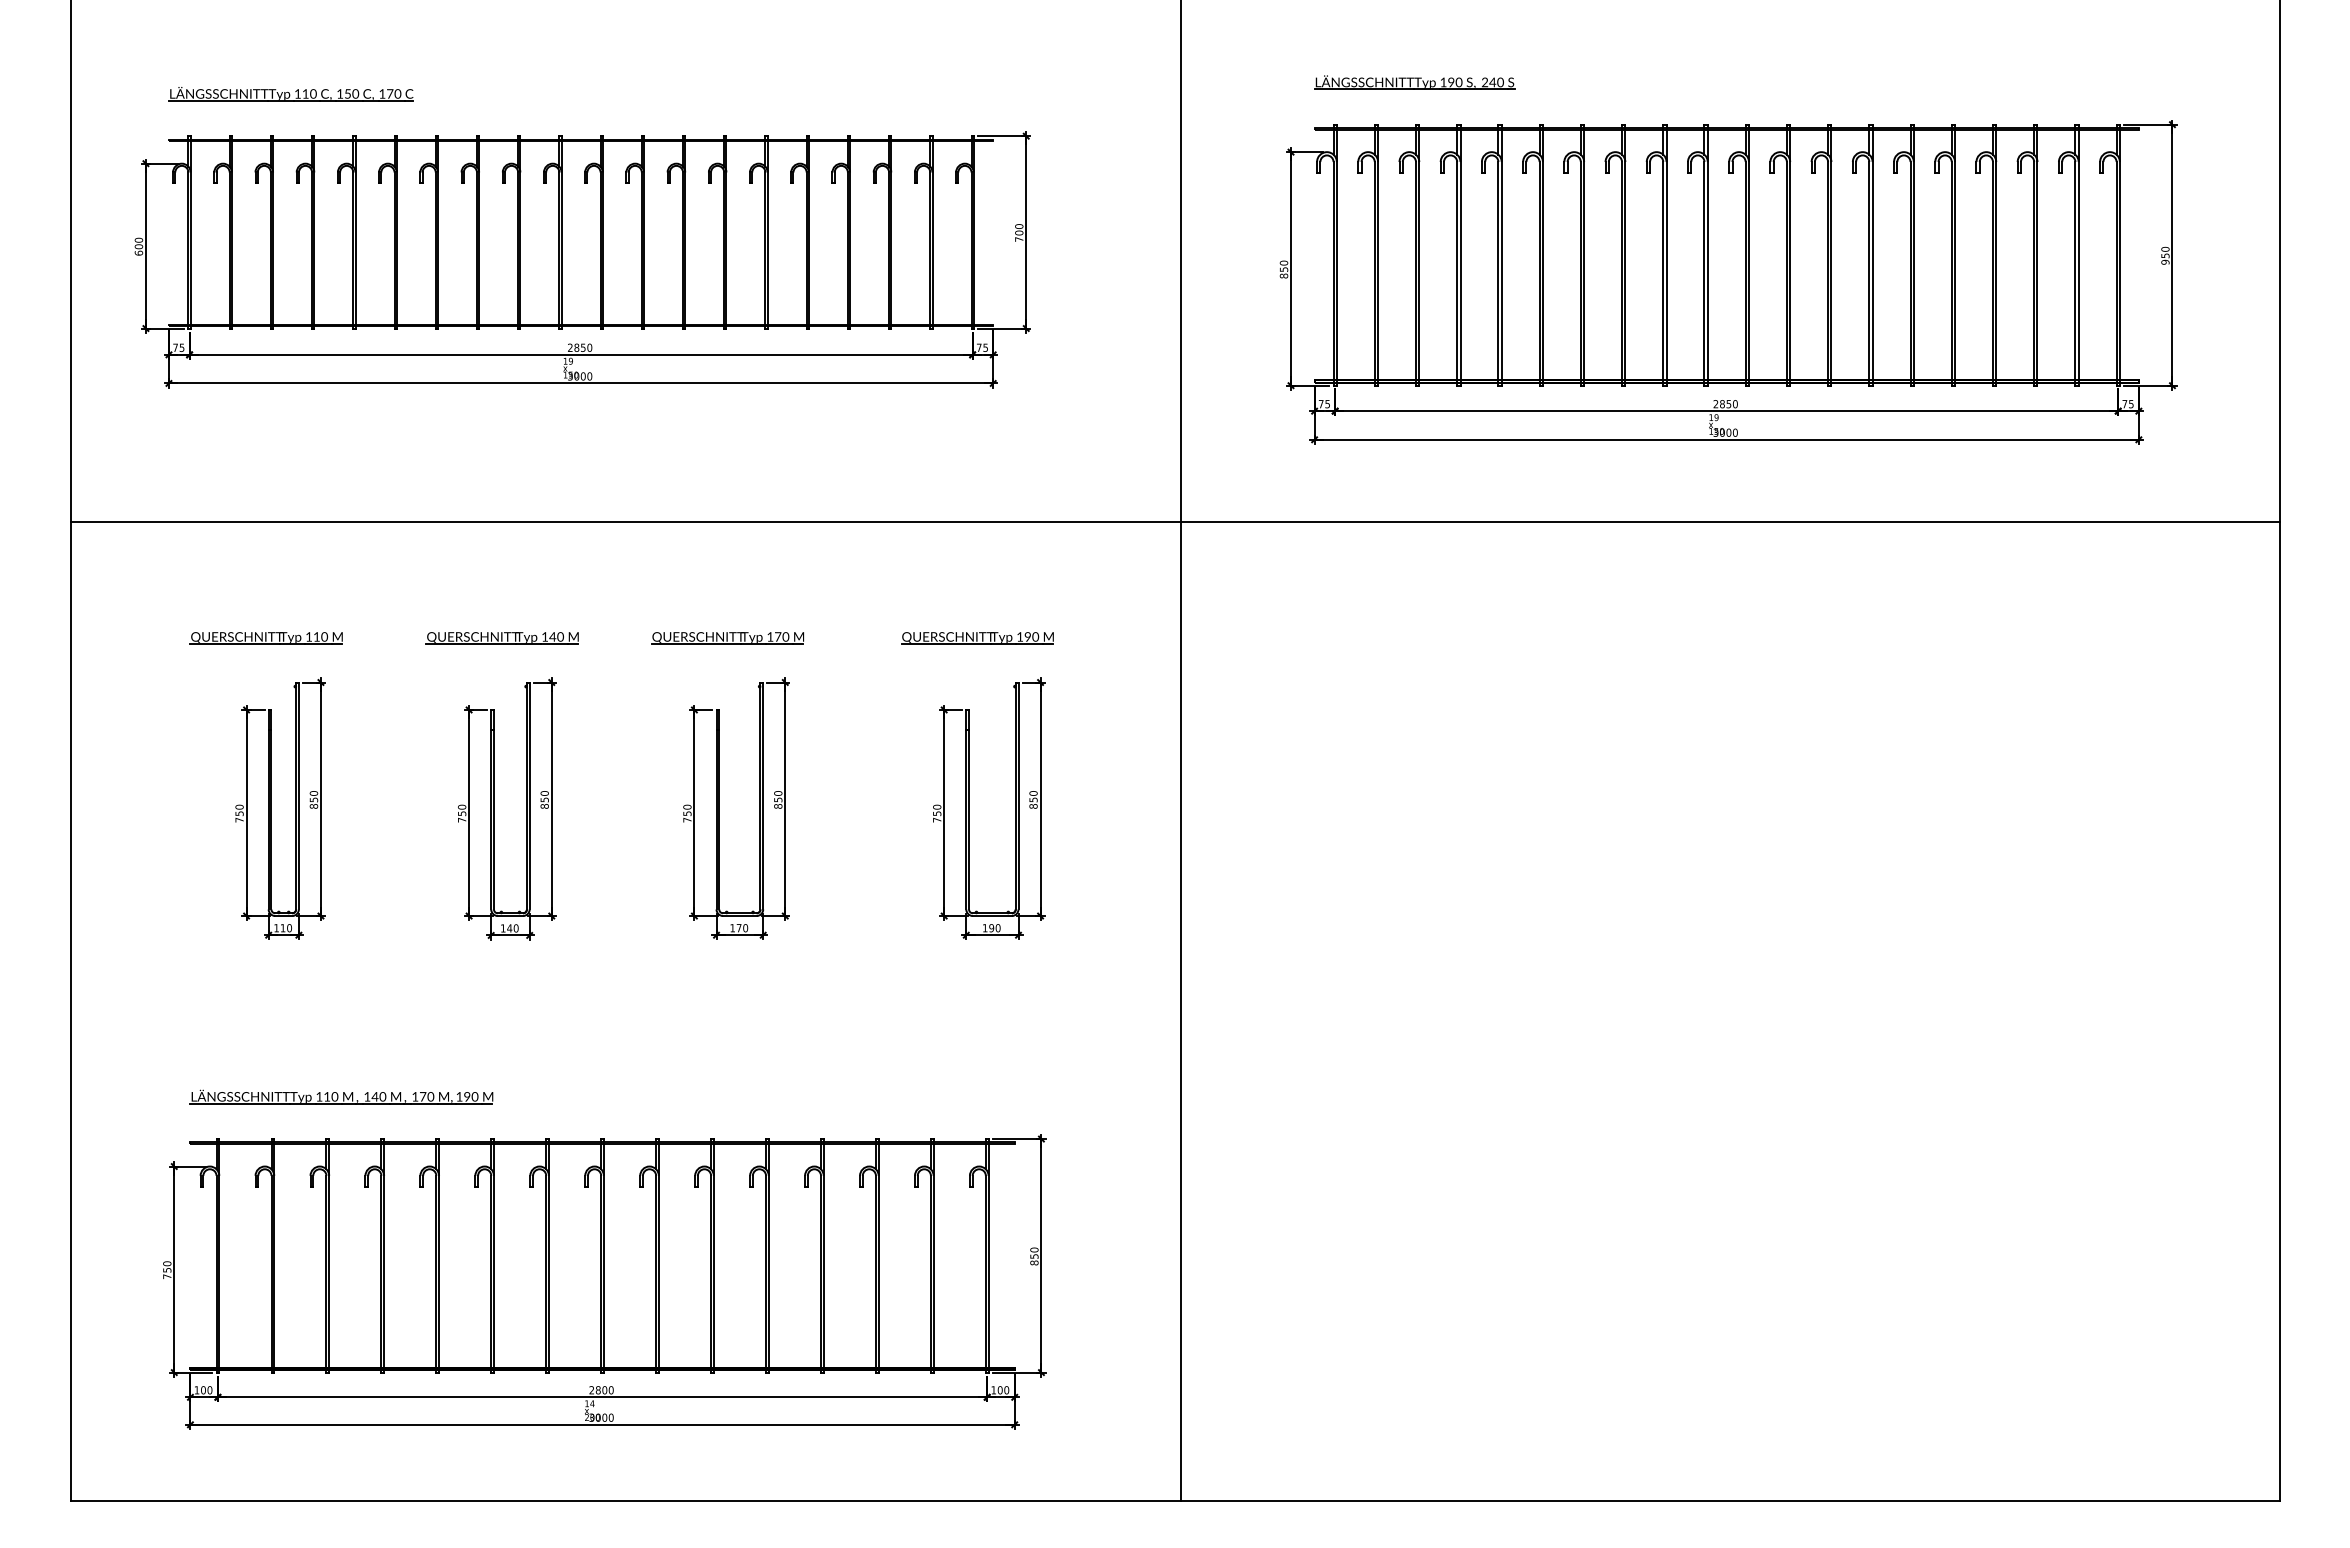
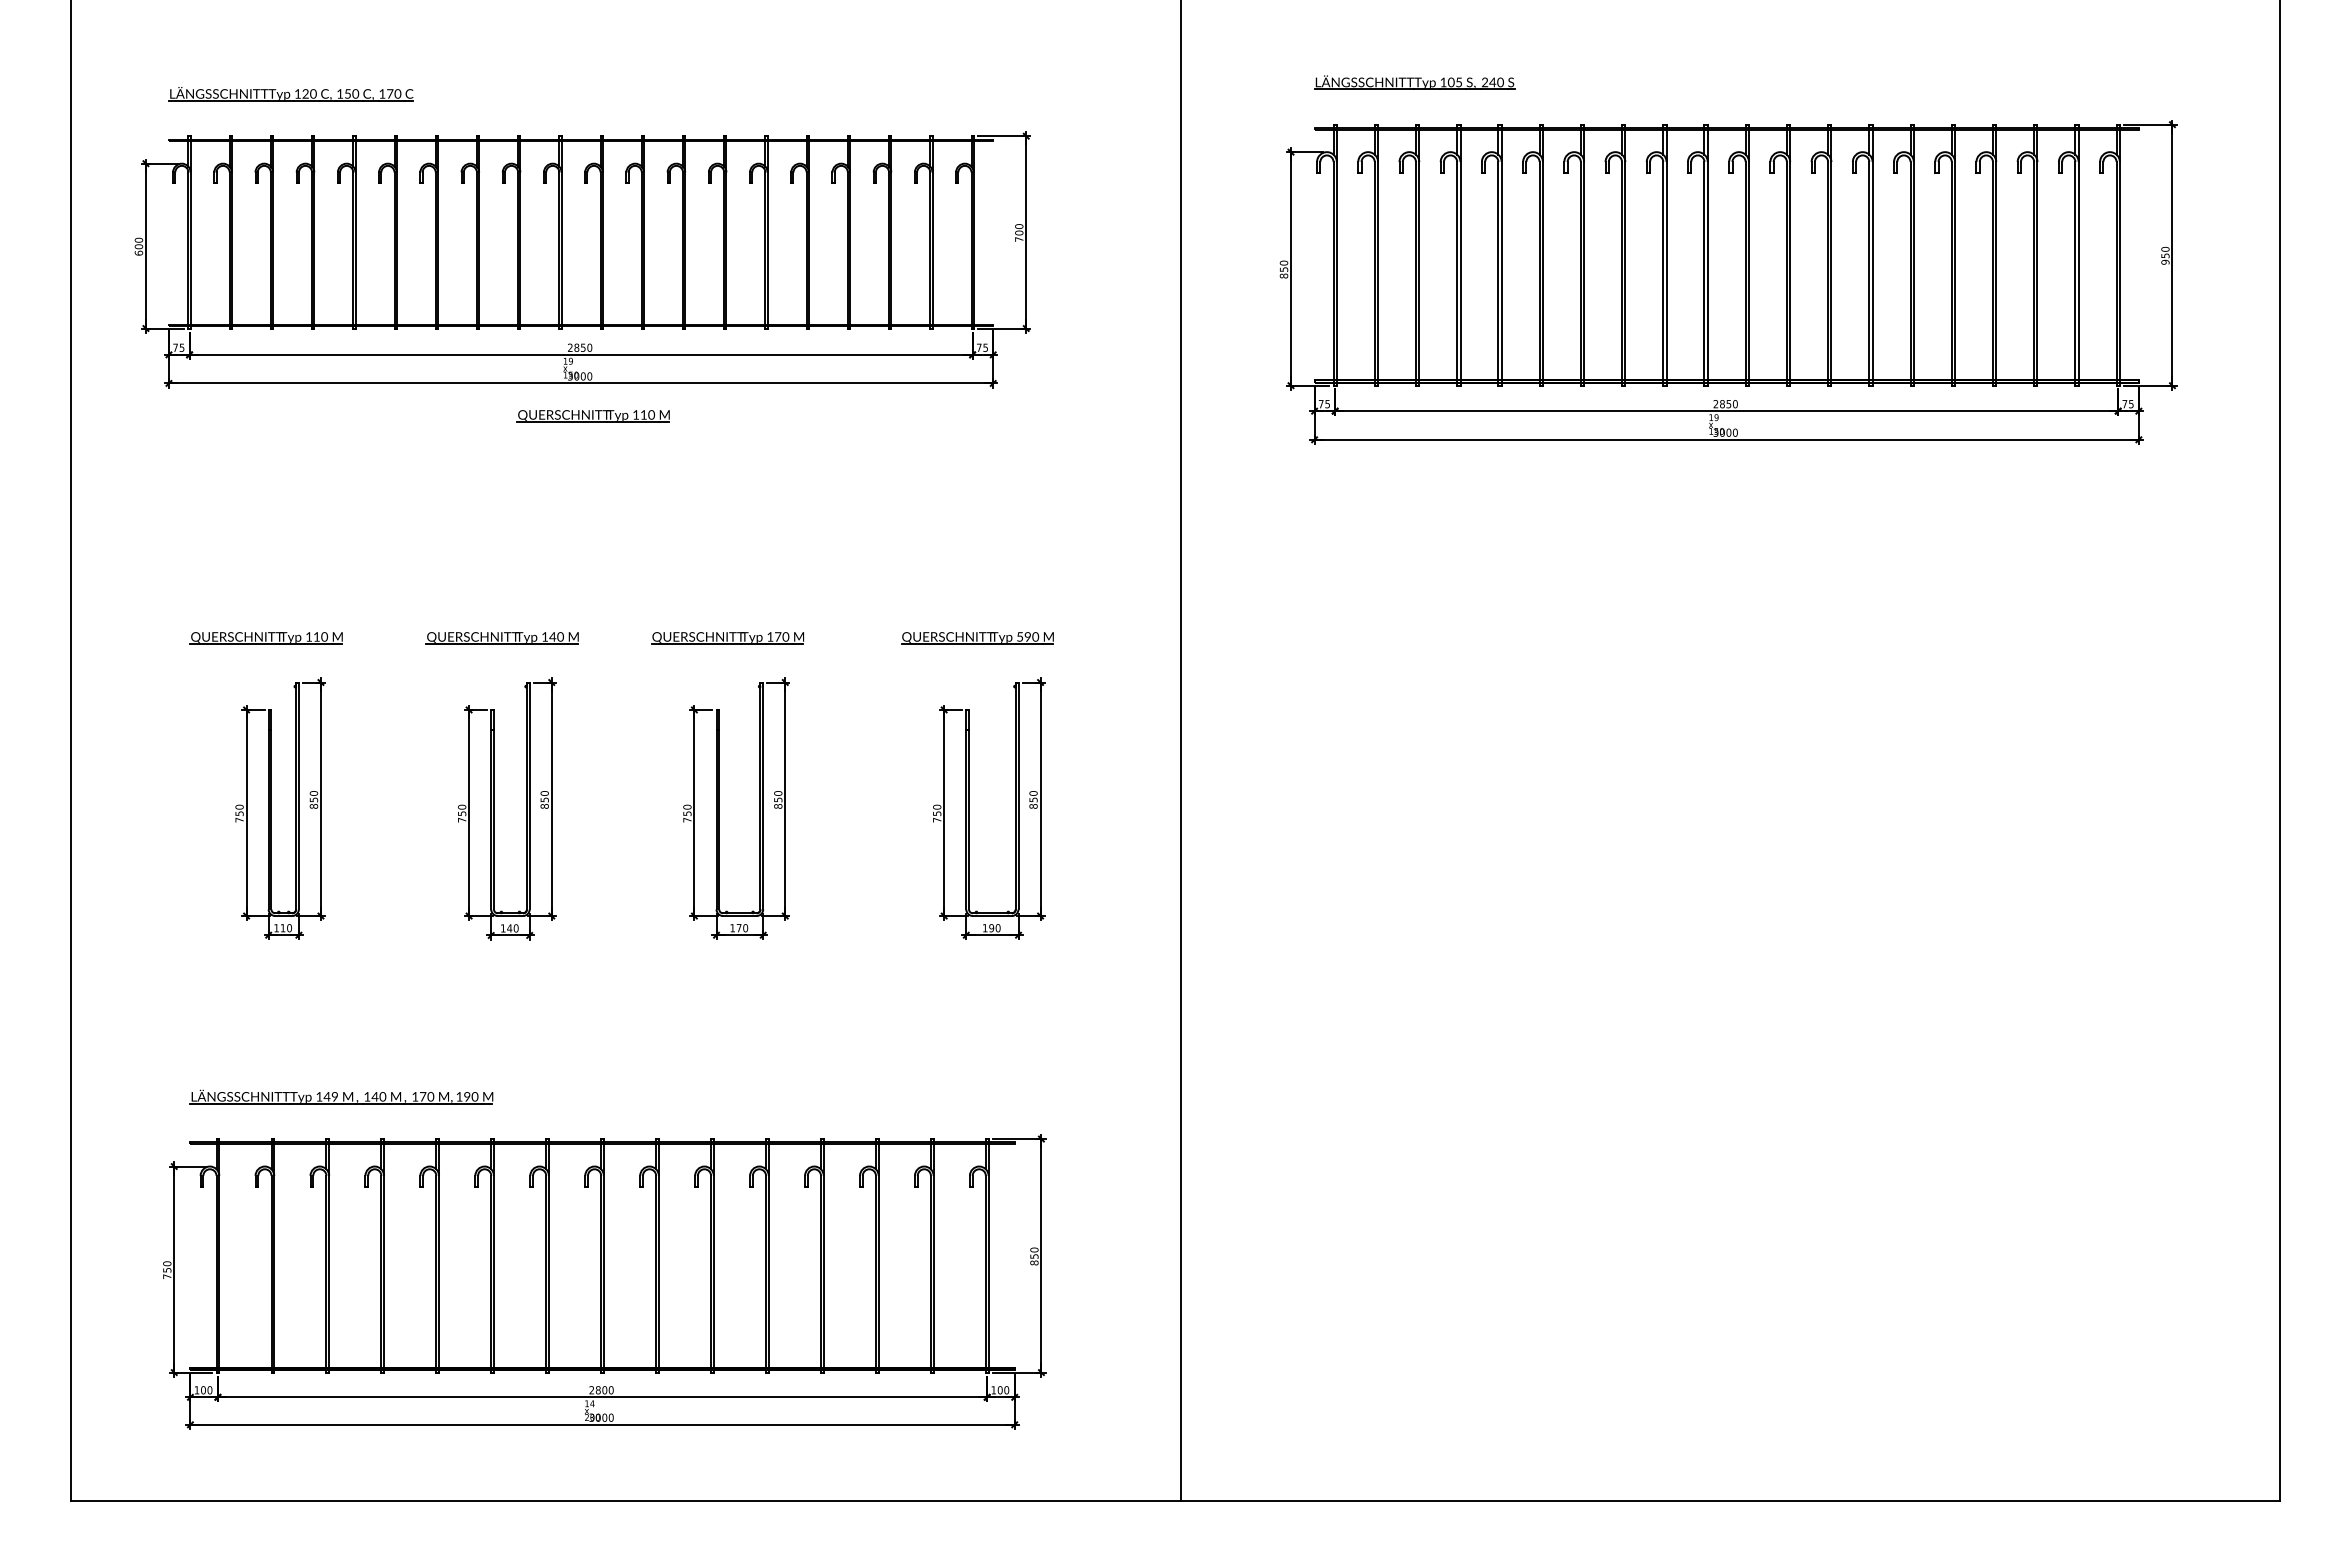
text: 190 -> 105 (1454, 82)
text: 110 -> 120 (305, 93)
part: none -> present (592, 416)
line: present -> none (1174, 521)
text: 190 -> 590 (1020, 636)
text: 110 -> 149 (330, 1096)
